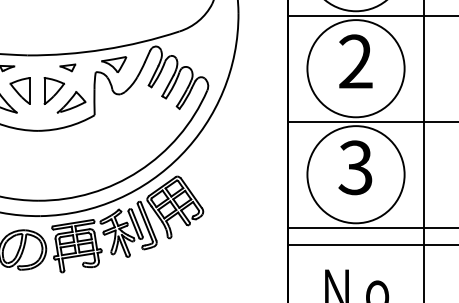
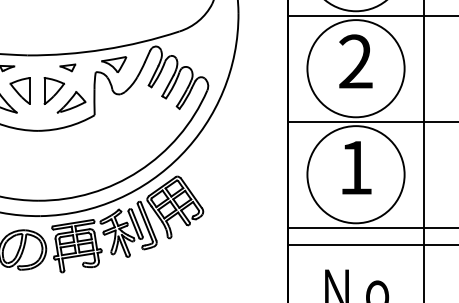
text: 3 -> 1 (355, 167)
